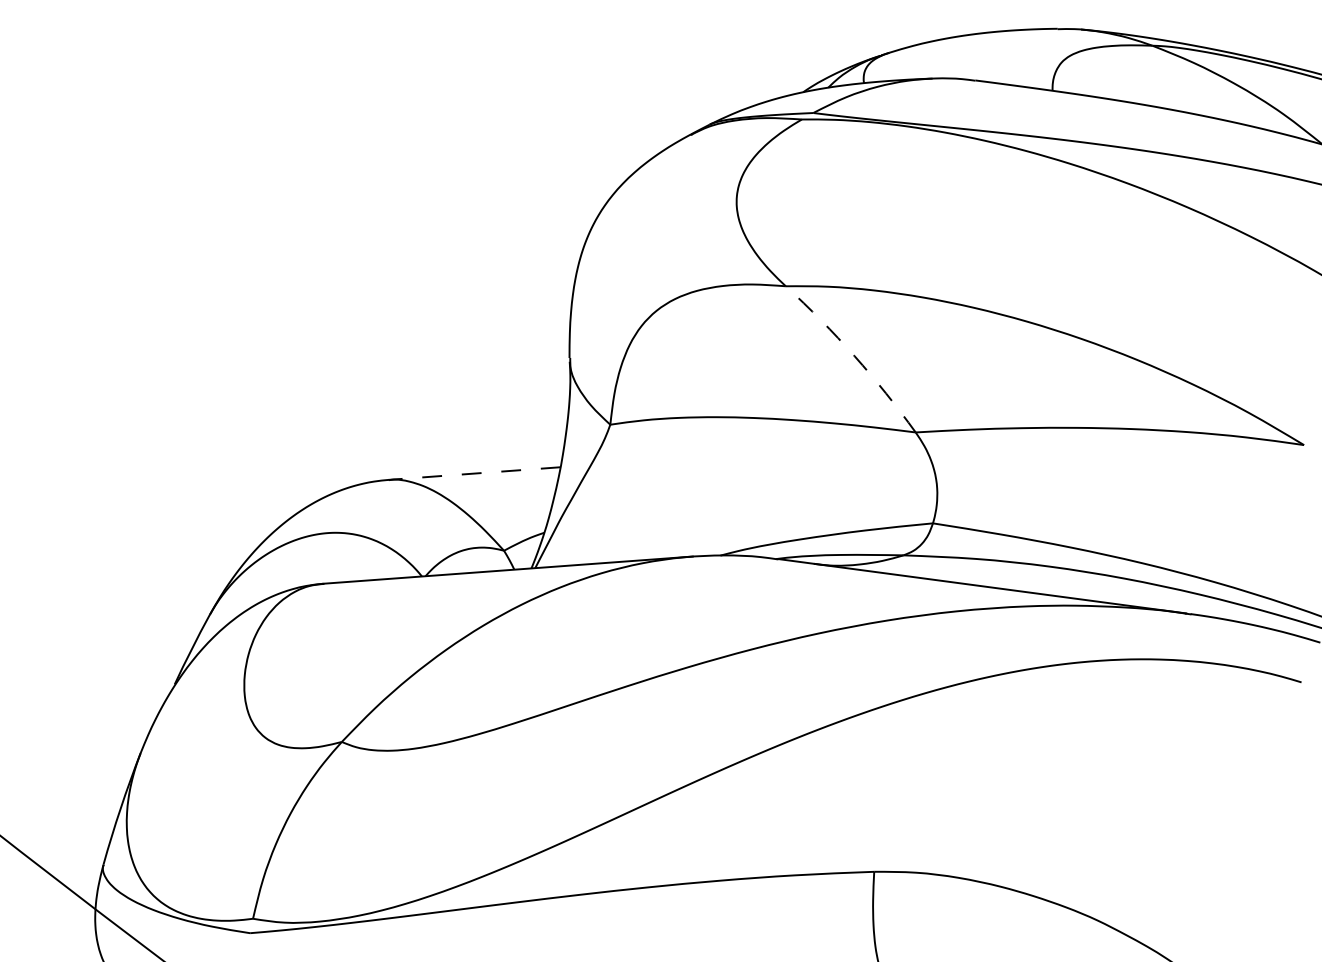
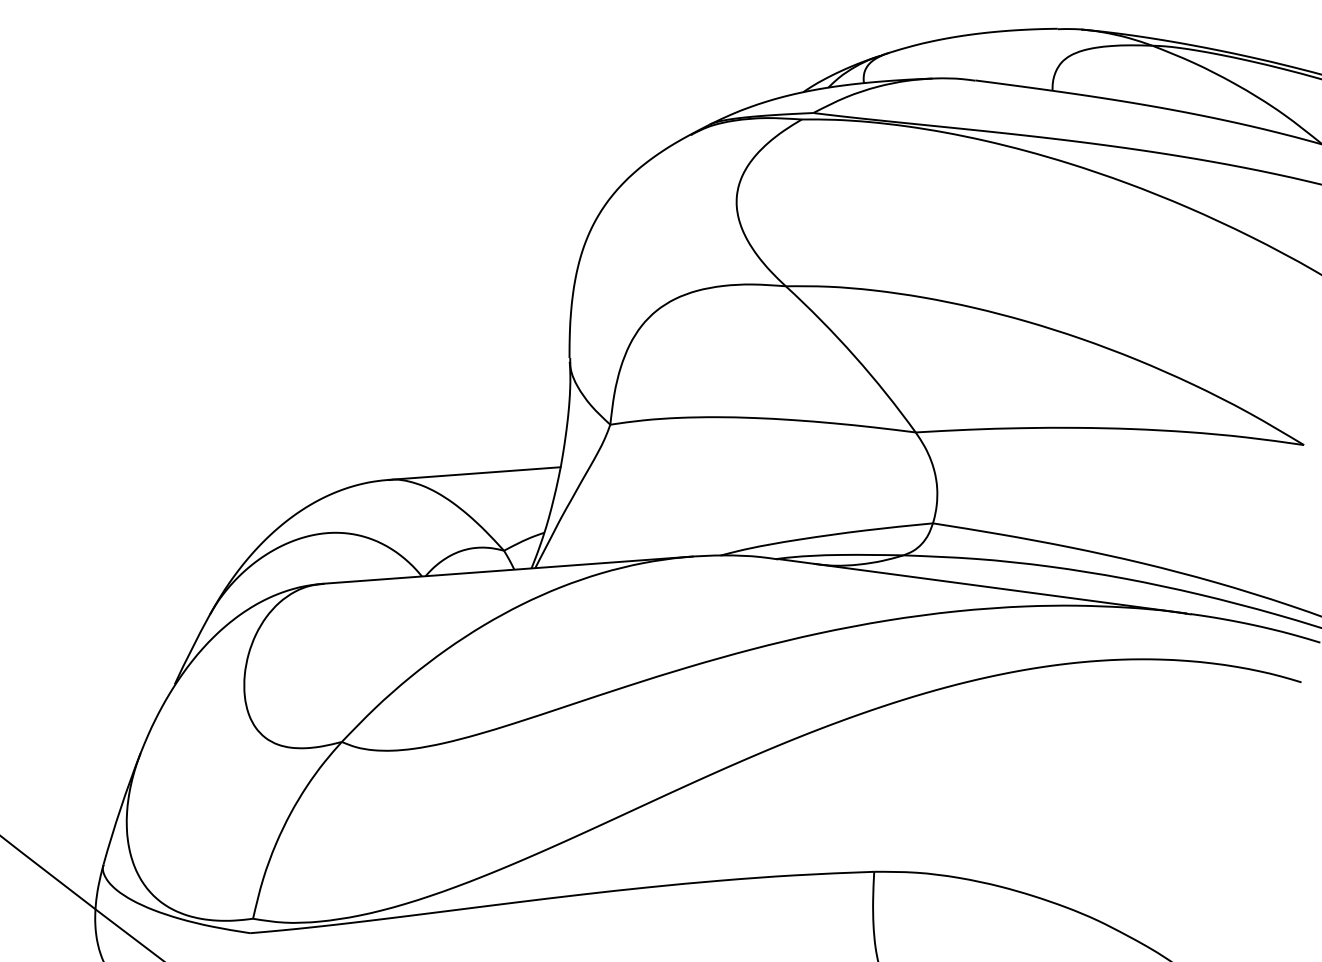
arc: dashed -> solid (854, 356)
line: dashed -> solid (474, 473)
